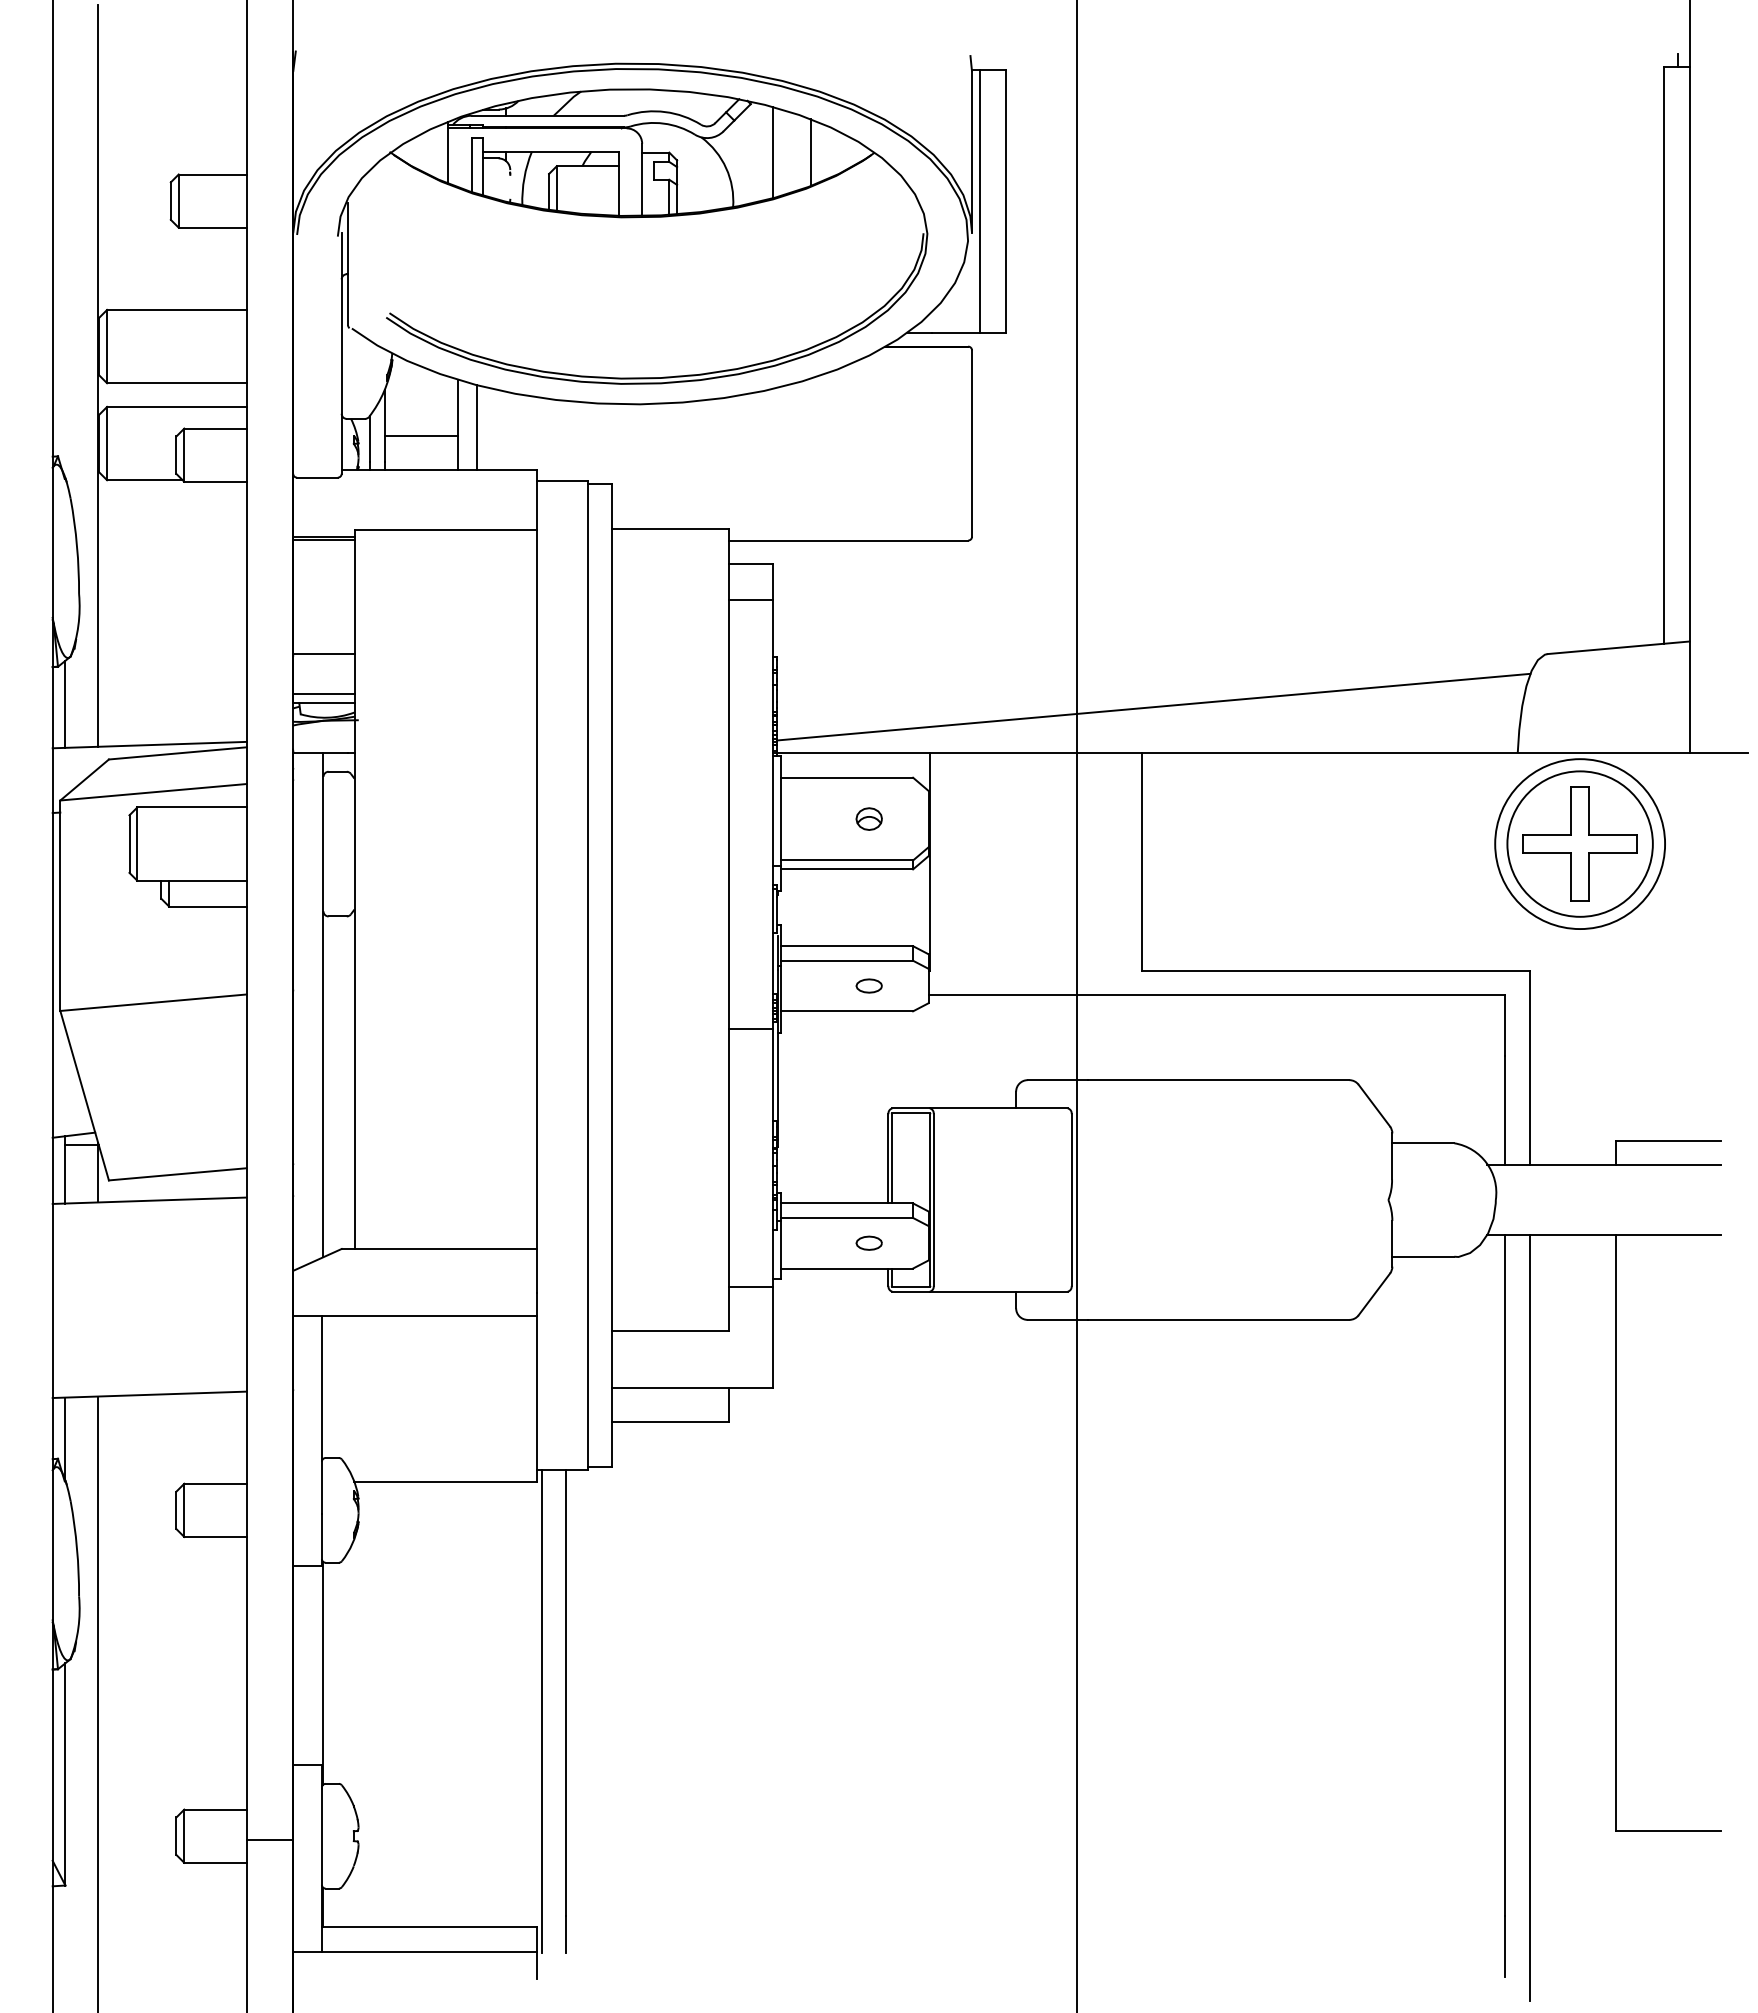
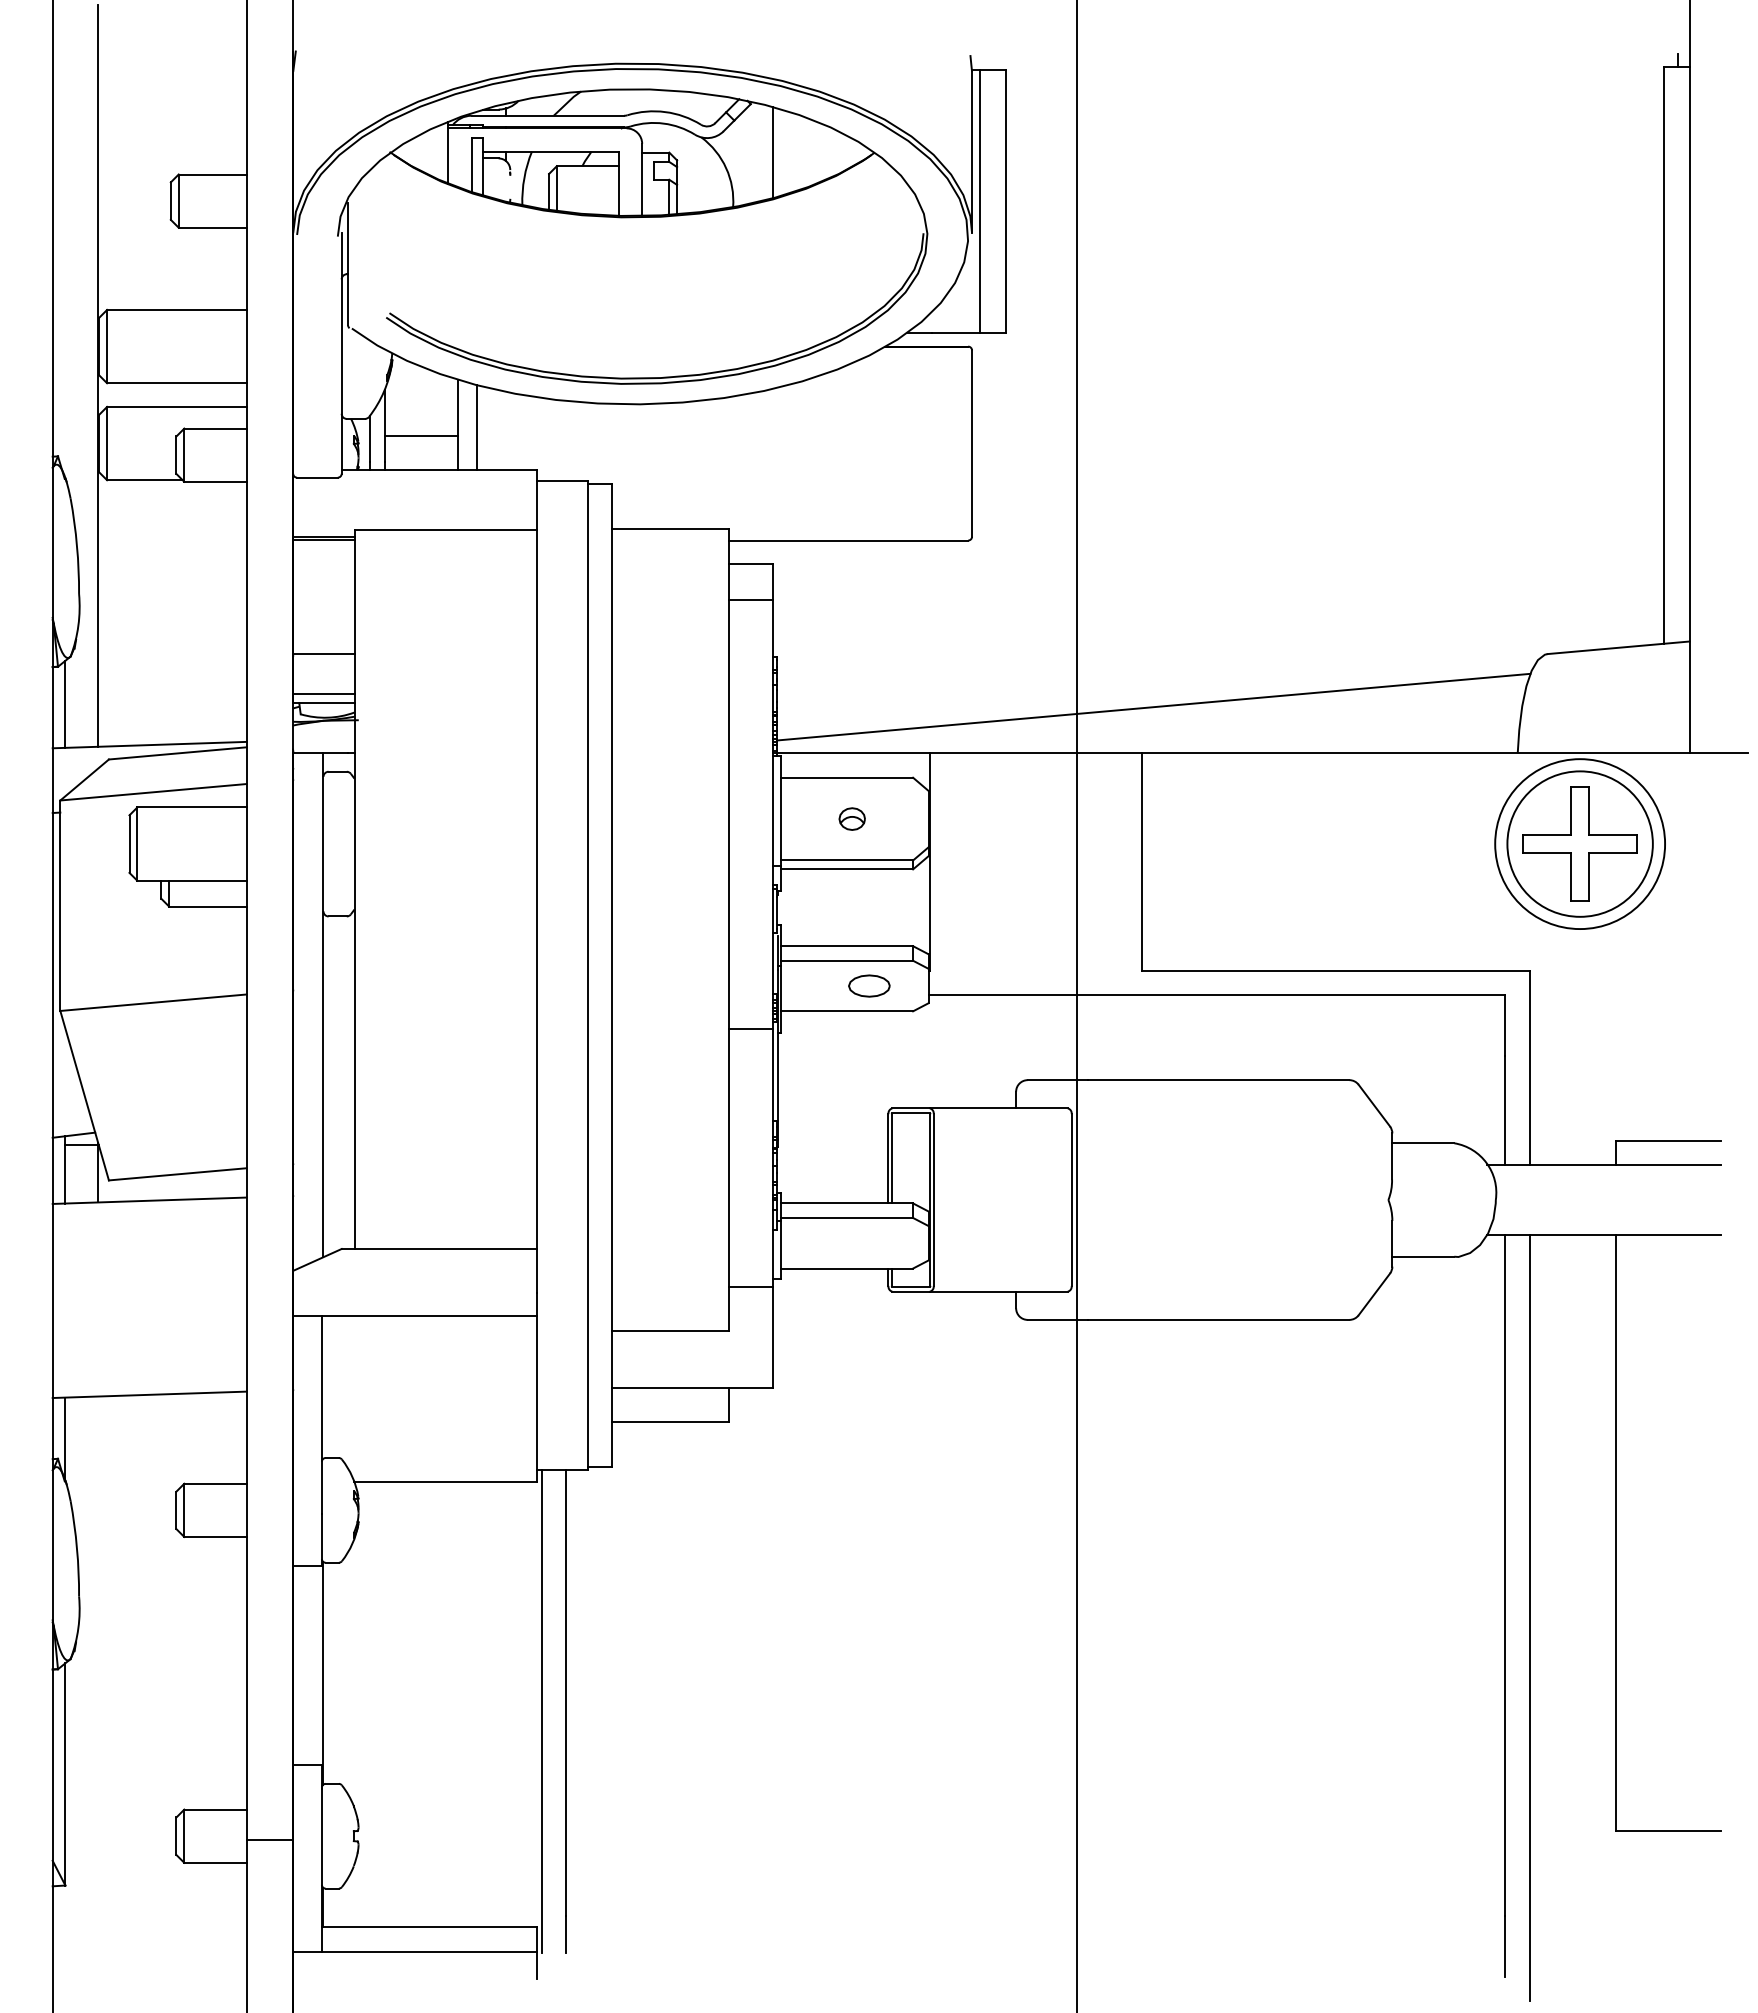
line: present -> none (811, 152)
part position: (868, 818) -> (851, 818) (851, 818)
part size: 28x16 px -> 43x24 px (869, 985)
part: present -> none (868, 1242)
line: present -> none (98, 1702)
